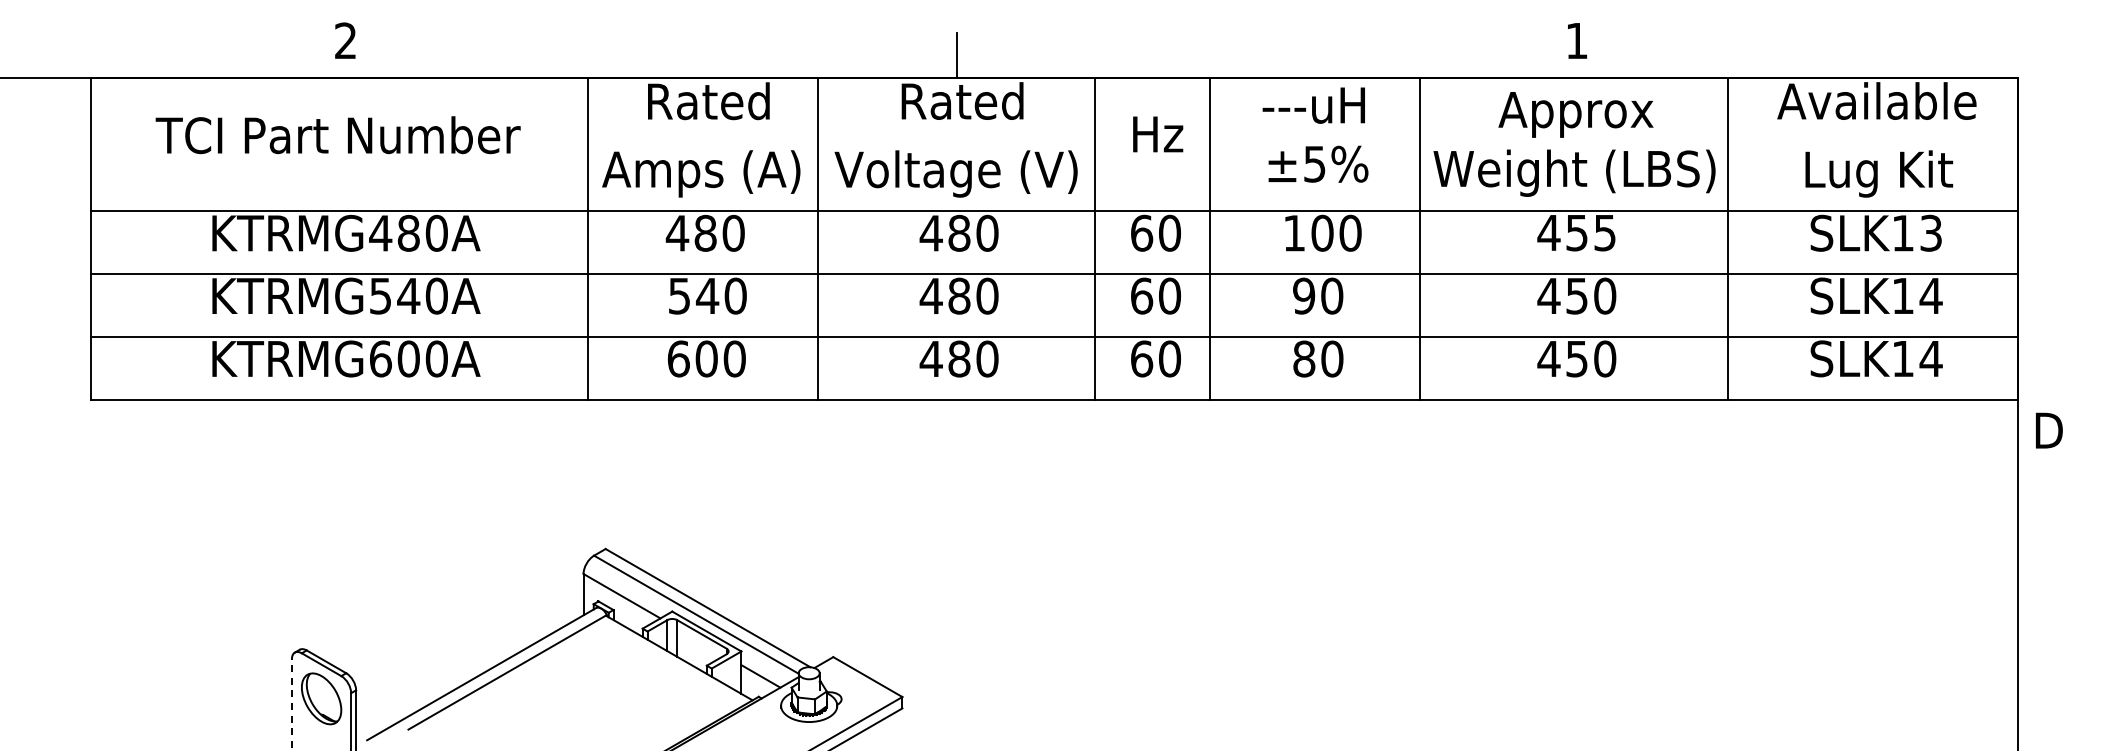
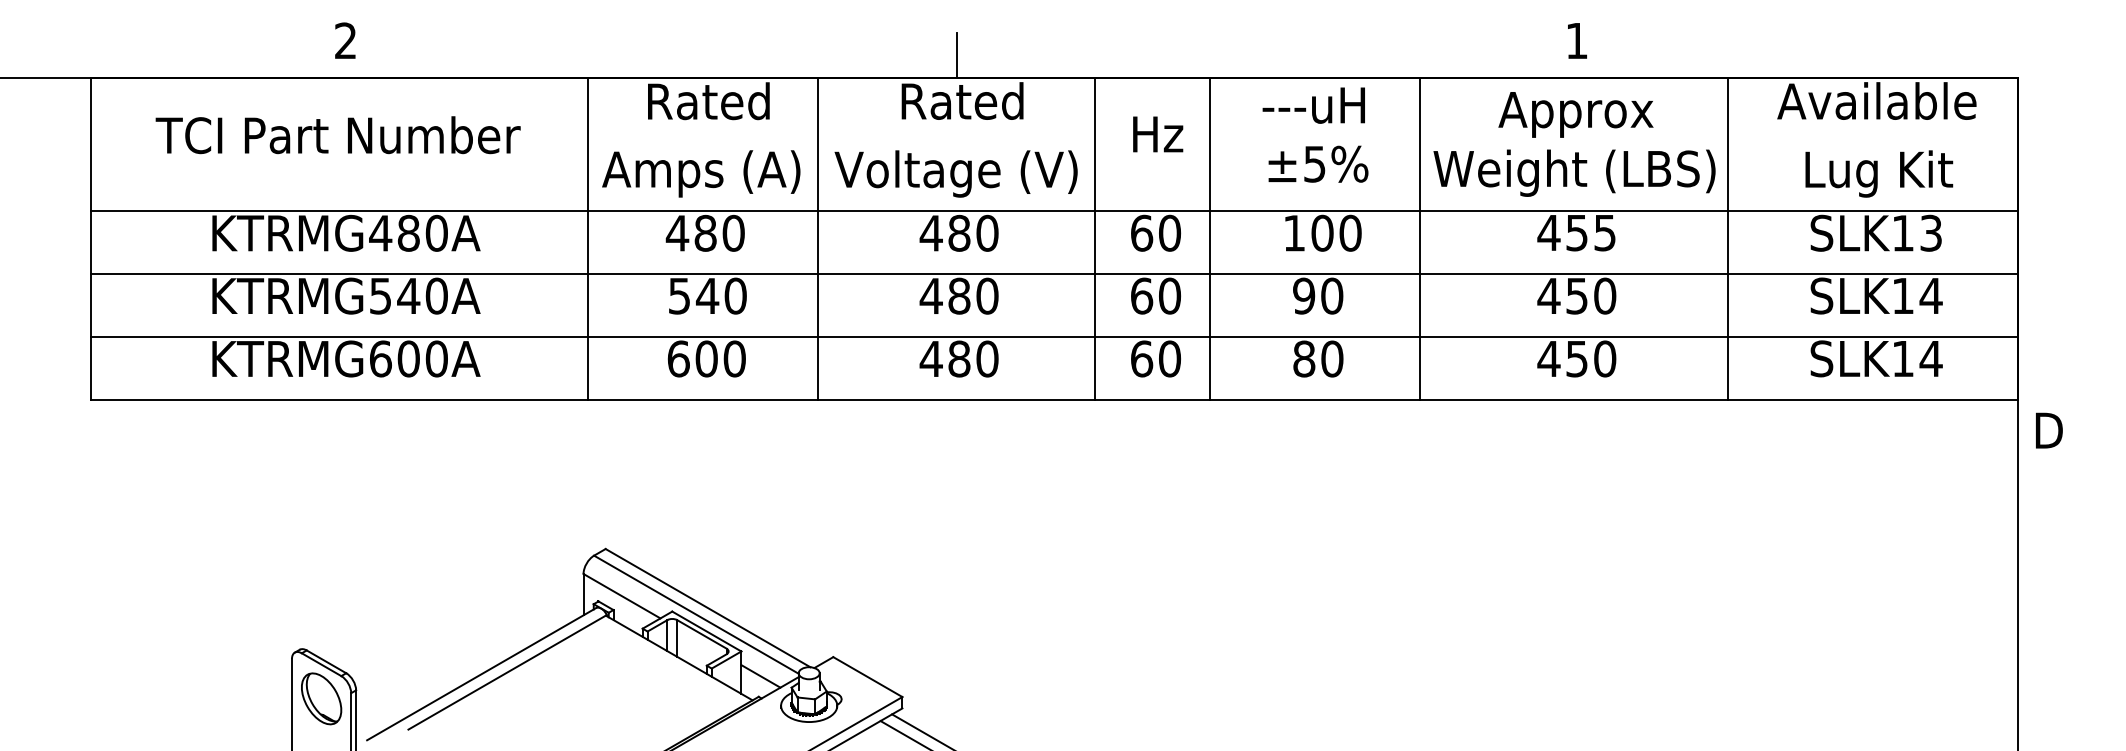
line: dashed -> solid (291, 704)
line: none -> present (921, 730)
line: none -> present (903, 734)
